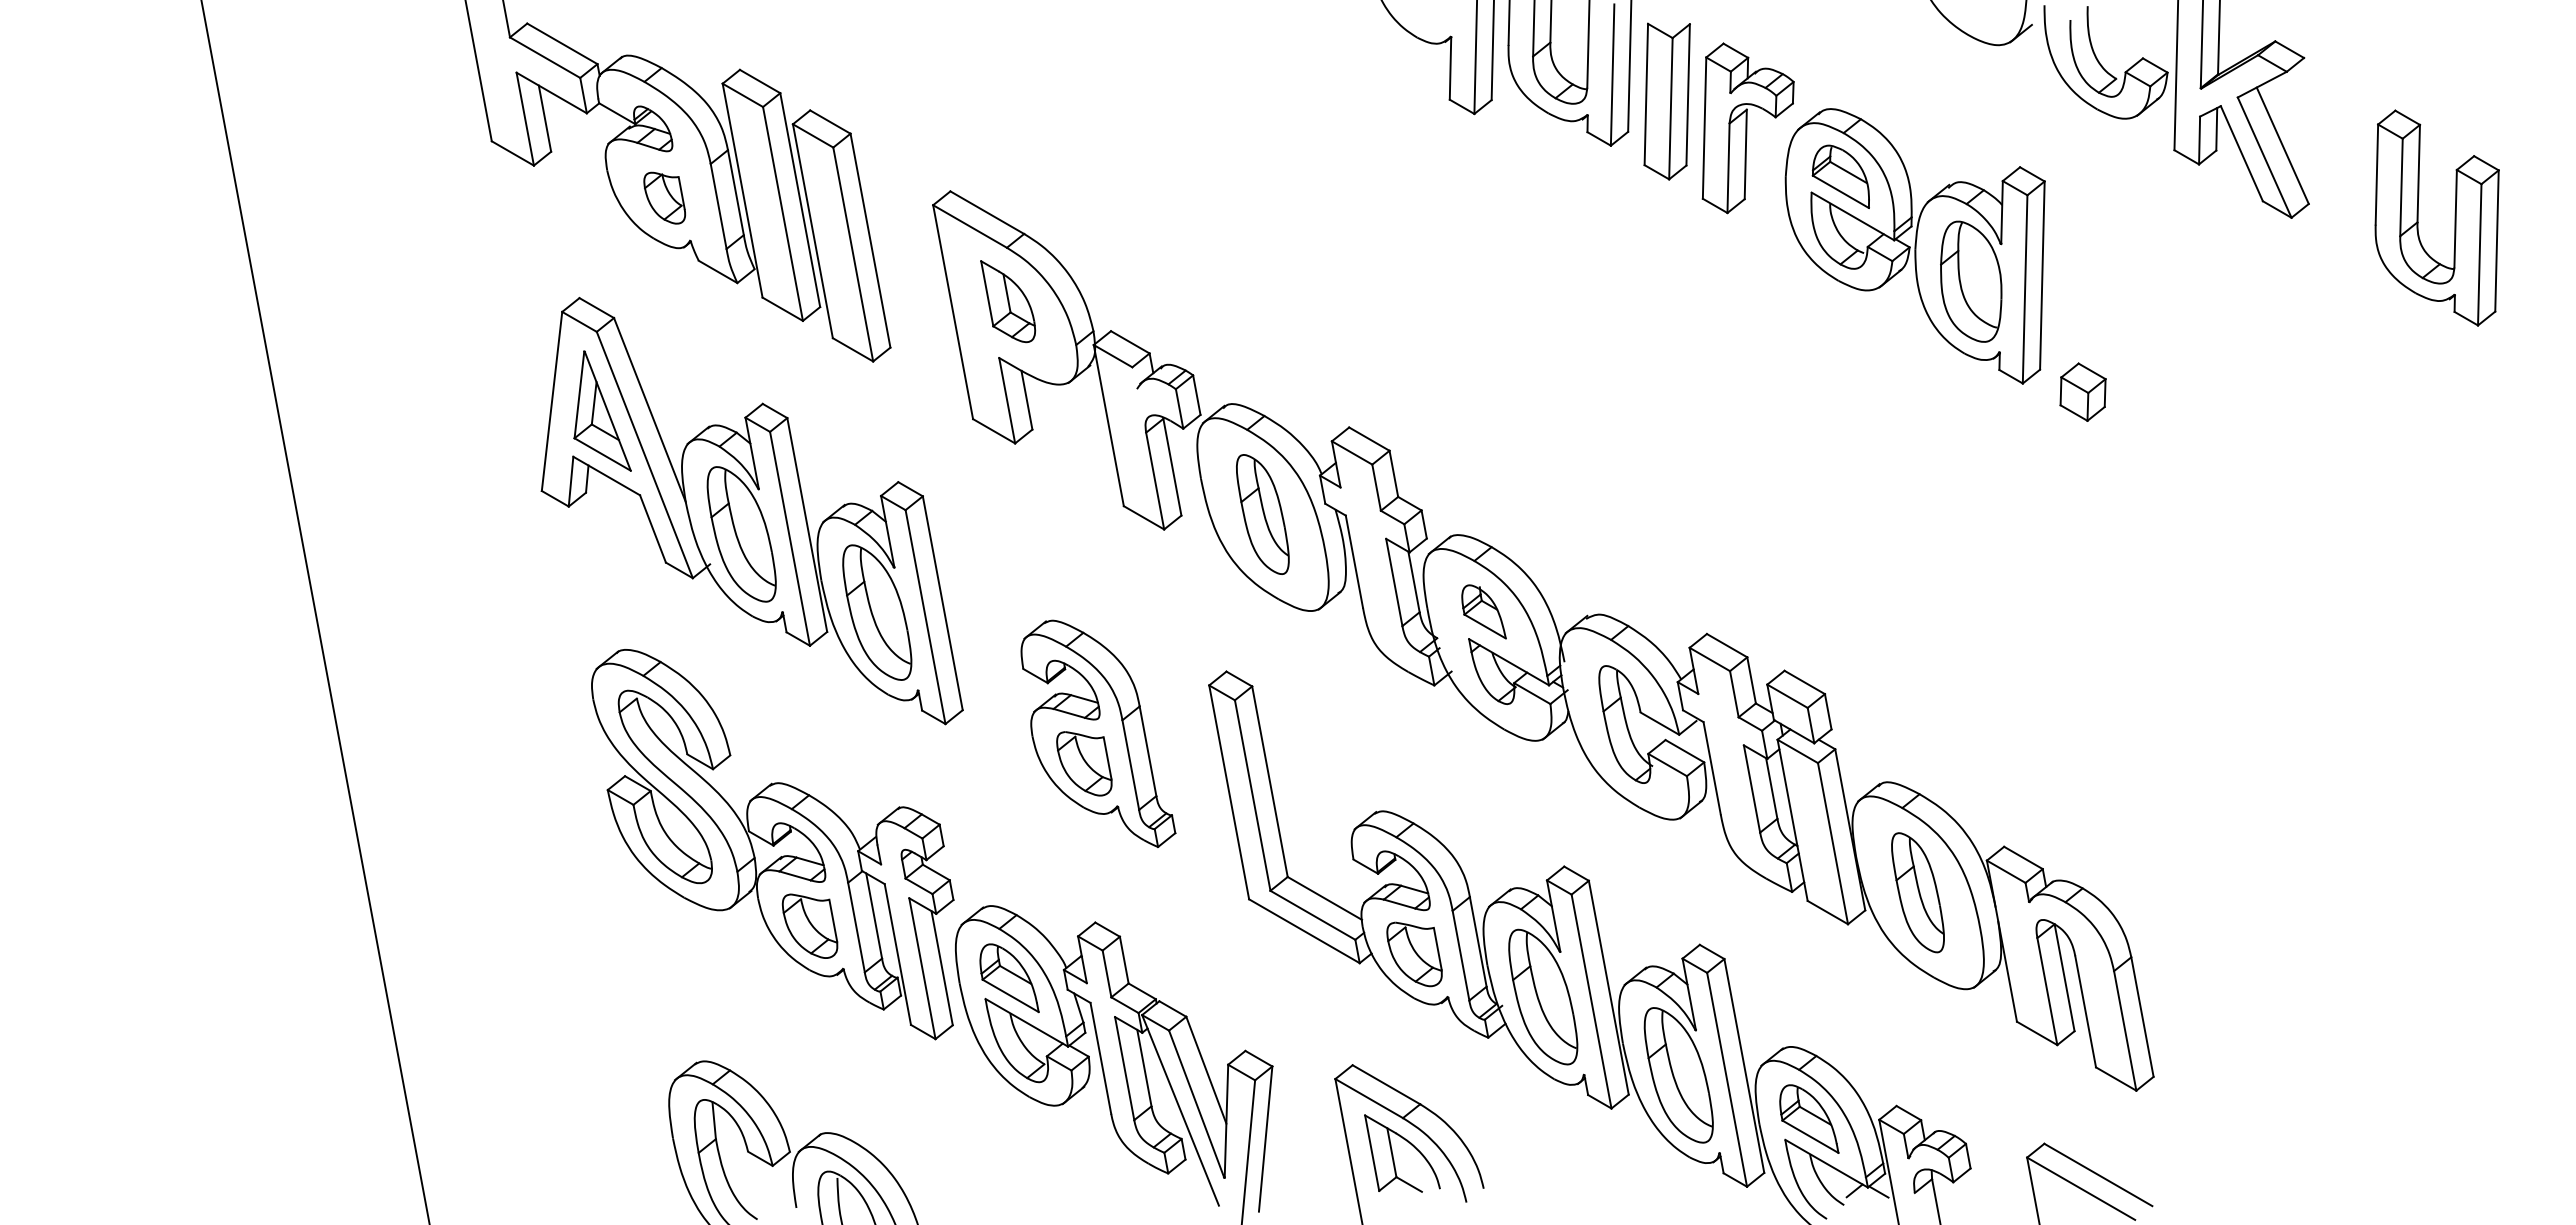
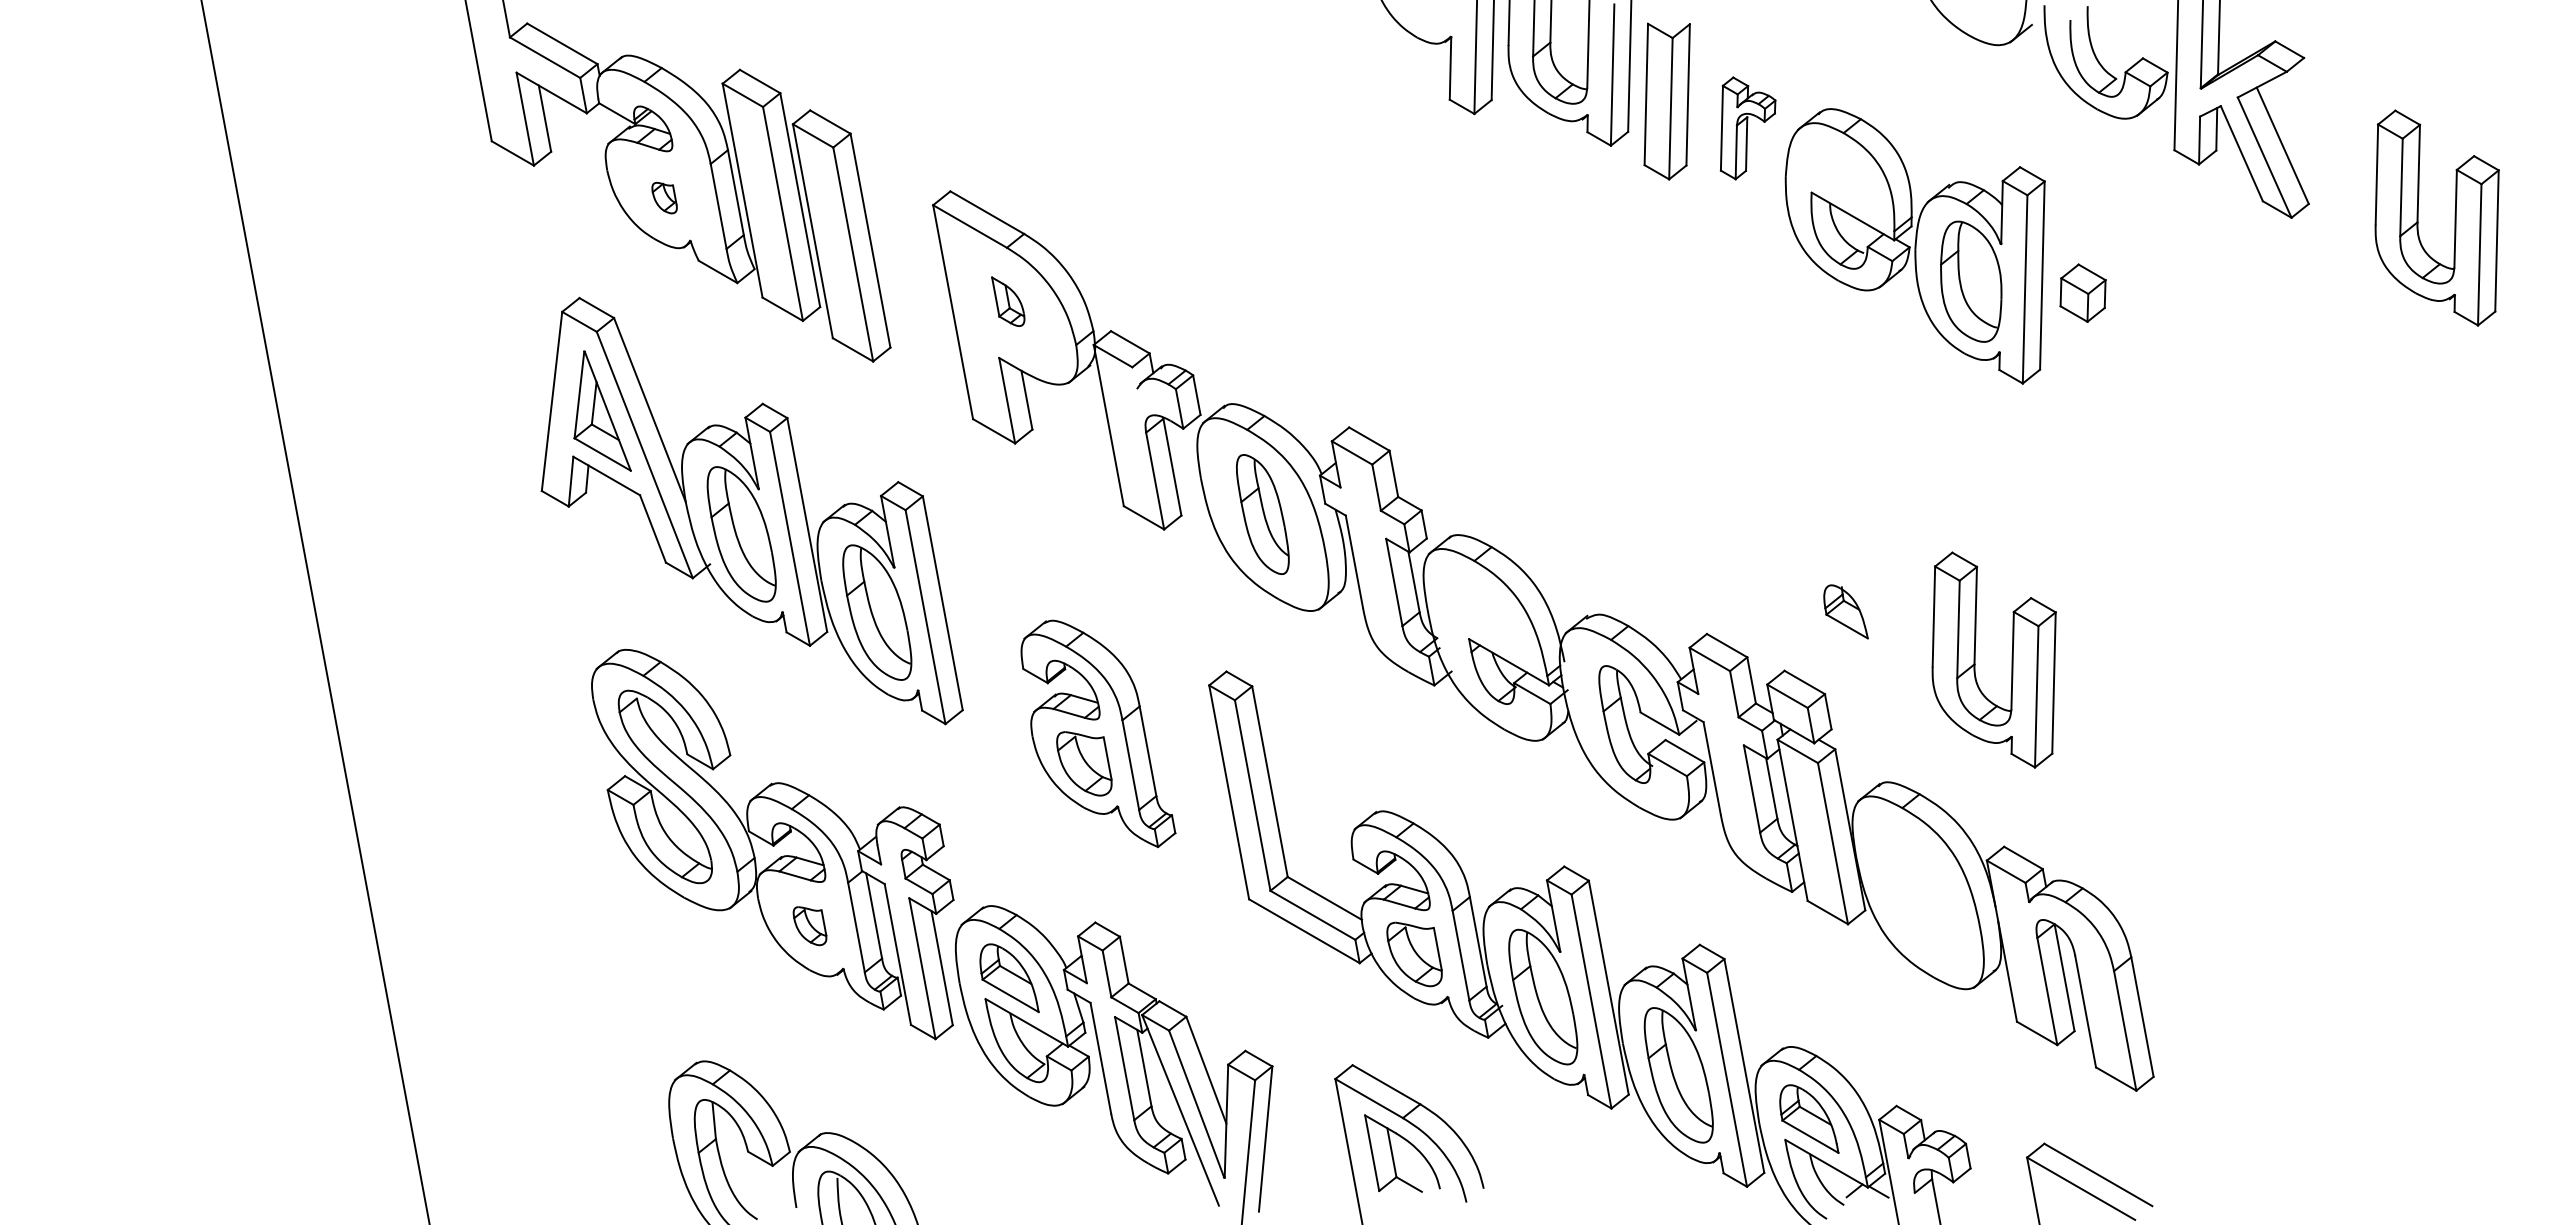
part size: 94x173 px -> 58x105 px (1747, 128)
part: present -> none (1840, 176)
part size: 43x54 px -> 27x34 px (664, 197)
part size: 57x84 px -> 35x51 px (1008, 301)
part position: (2082, 391) -> (2082, 292) (2082, 292)
part position: (1483, 611) -> (1845, 611) (1845, 611)
part: none -> present (1975, 659)
part: present -> none (1917, 892)
part size: 58x66 px -> 36x41 px (809, 926)
